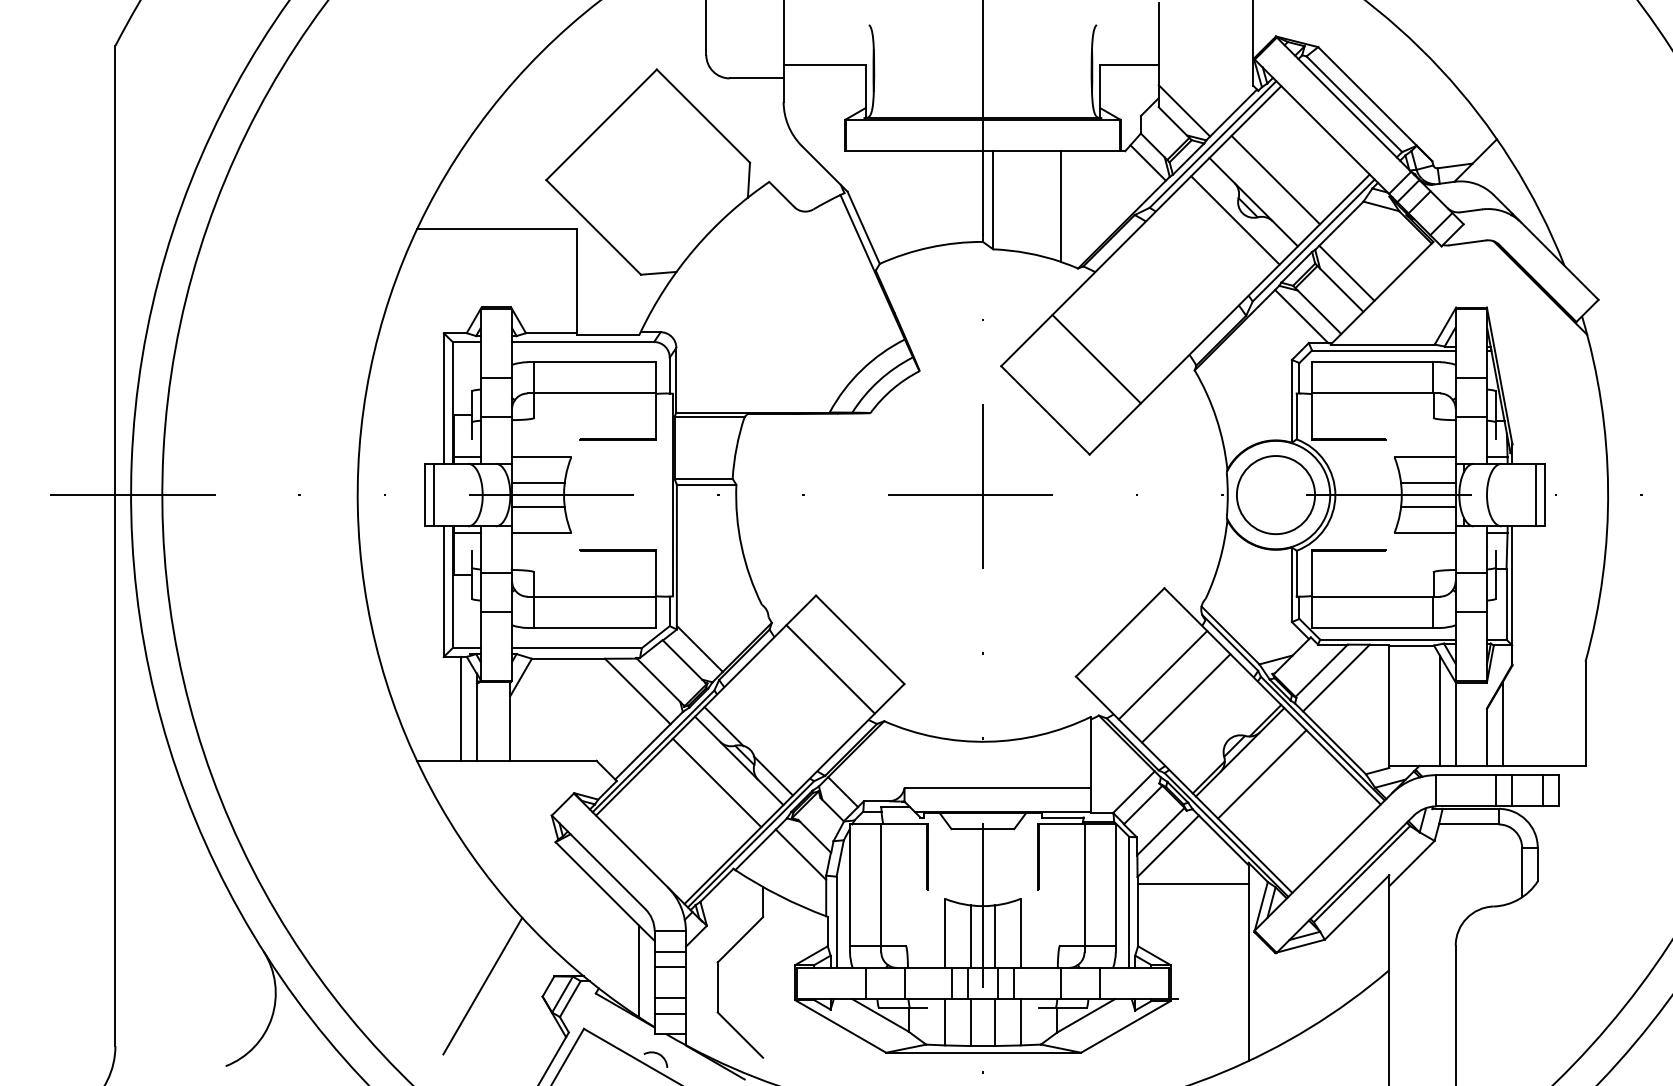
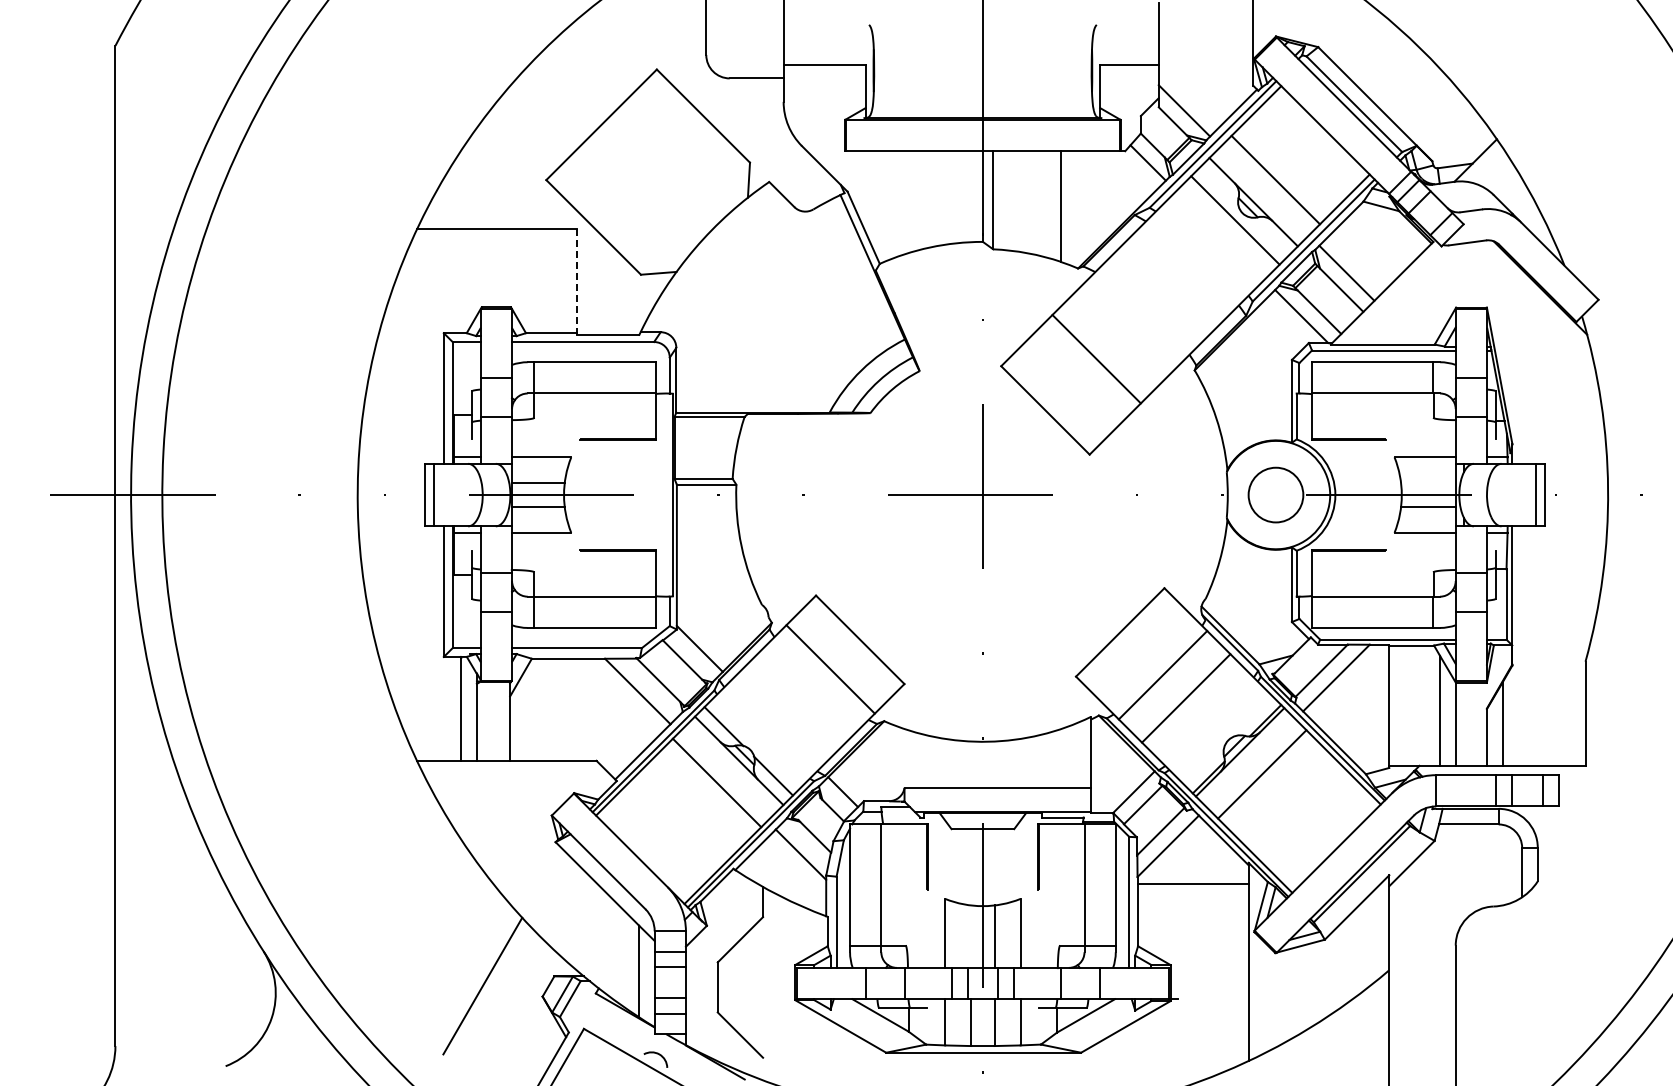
line: solid -> dashed (576, 282)
line: present -> none (1428, 483)
circle diameter: 78 px -> 55 px (1275, 494)
line: present -> none (971, 936)
